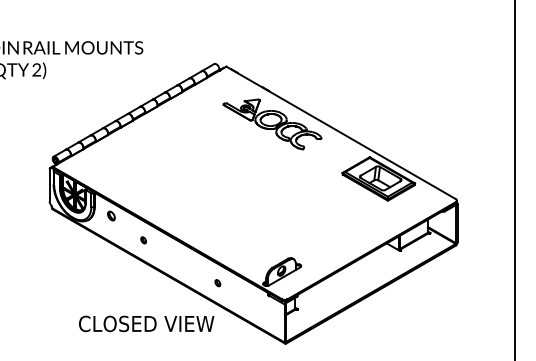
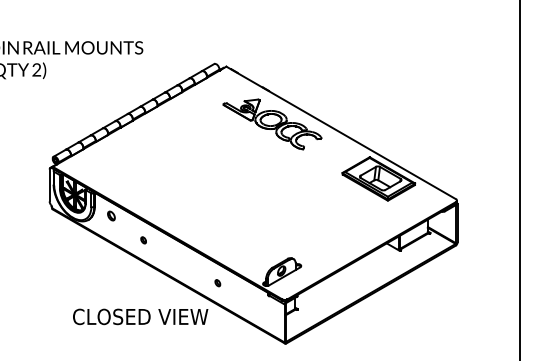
line position: (514, 179) -> (519, 179) (519, 179)
text position: (146, 323) -> (140, 316) (140, 316)
